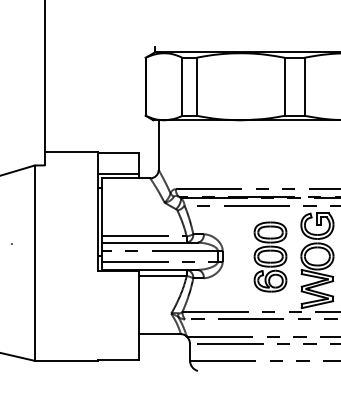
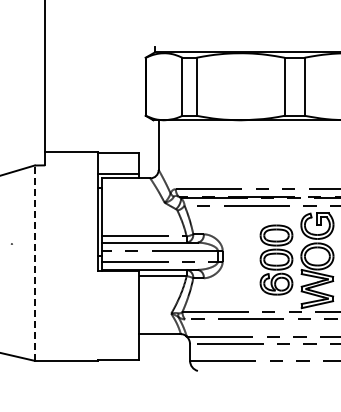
part position: (270, 256) -> (276, 259) (276, 259)
line: solid -> dashed (34, 263)
